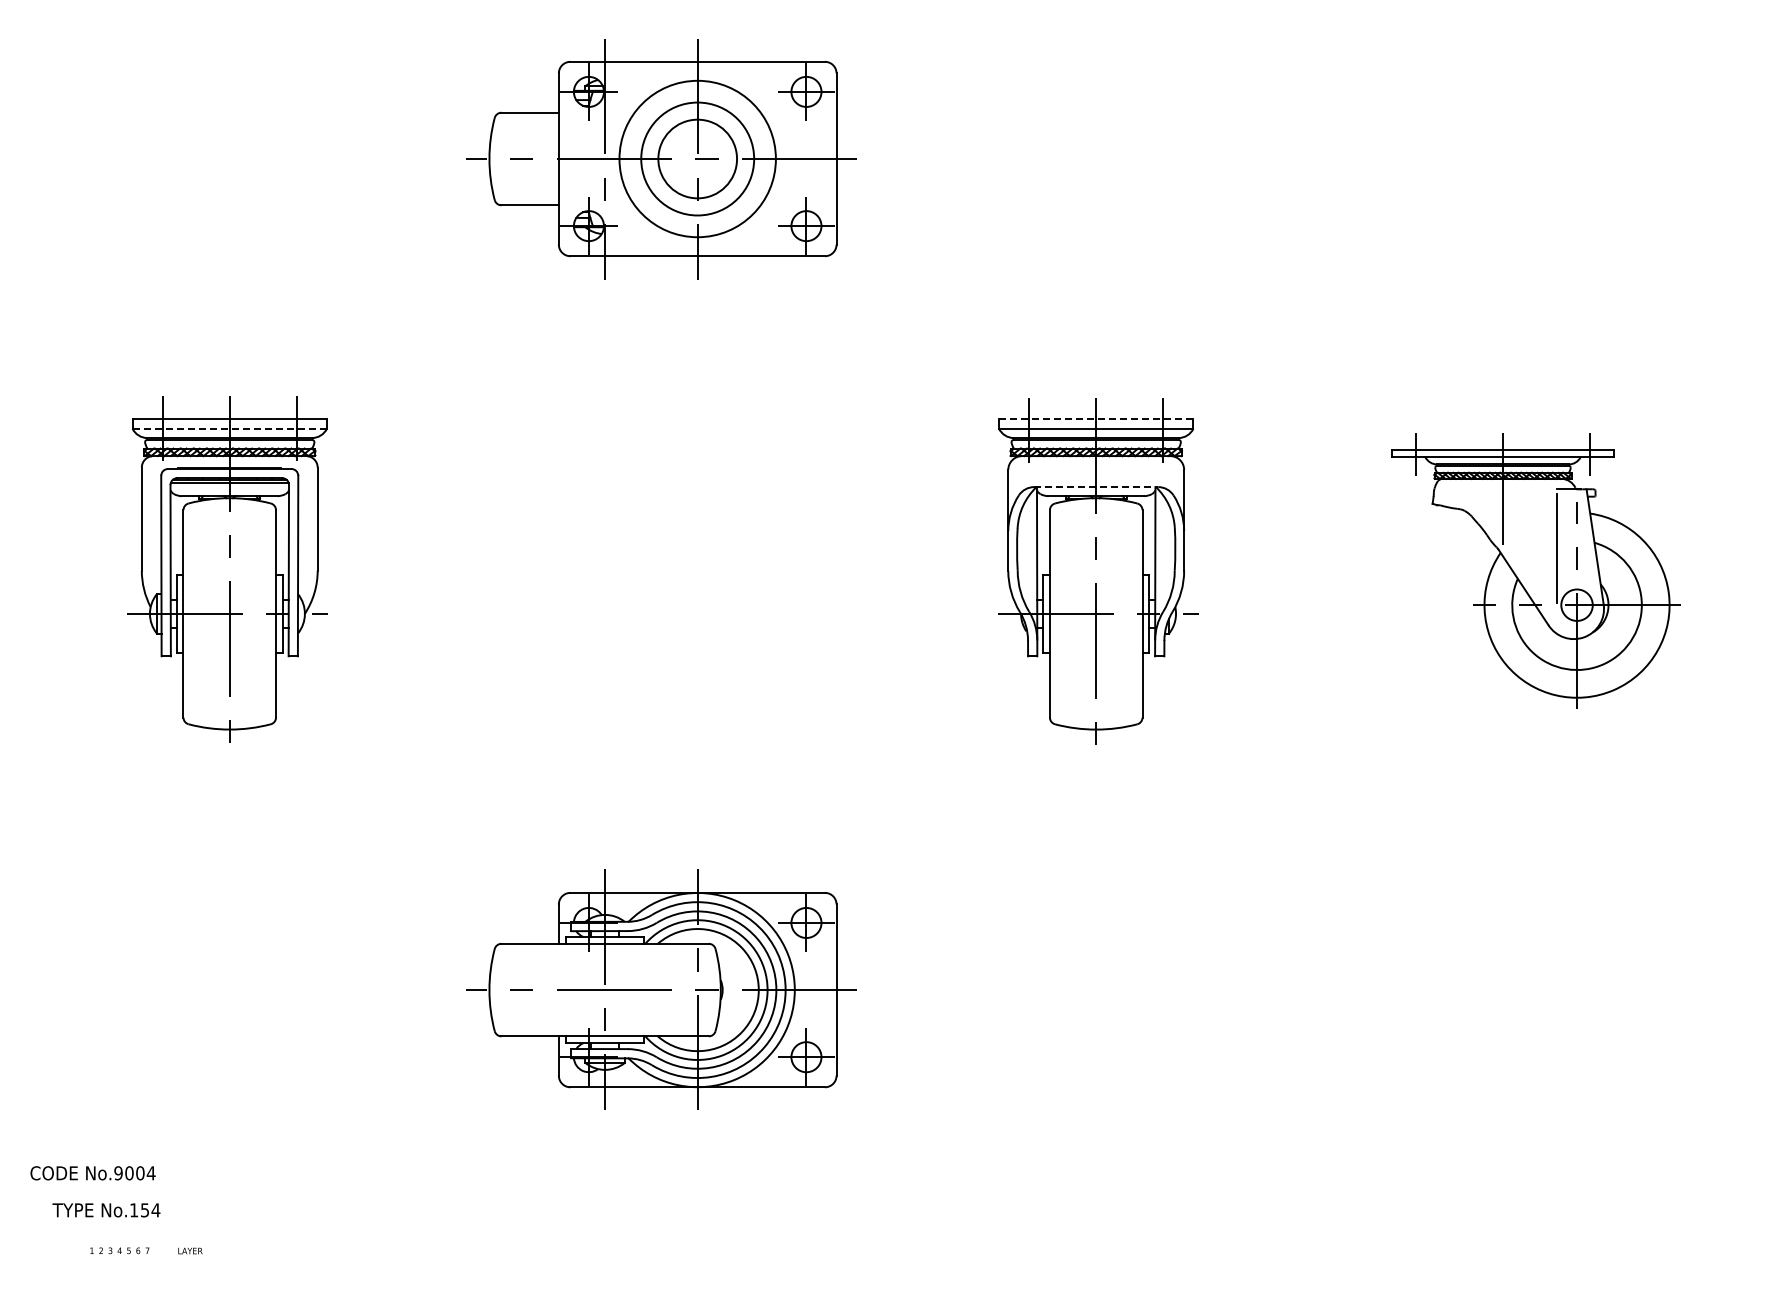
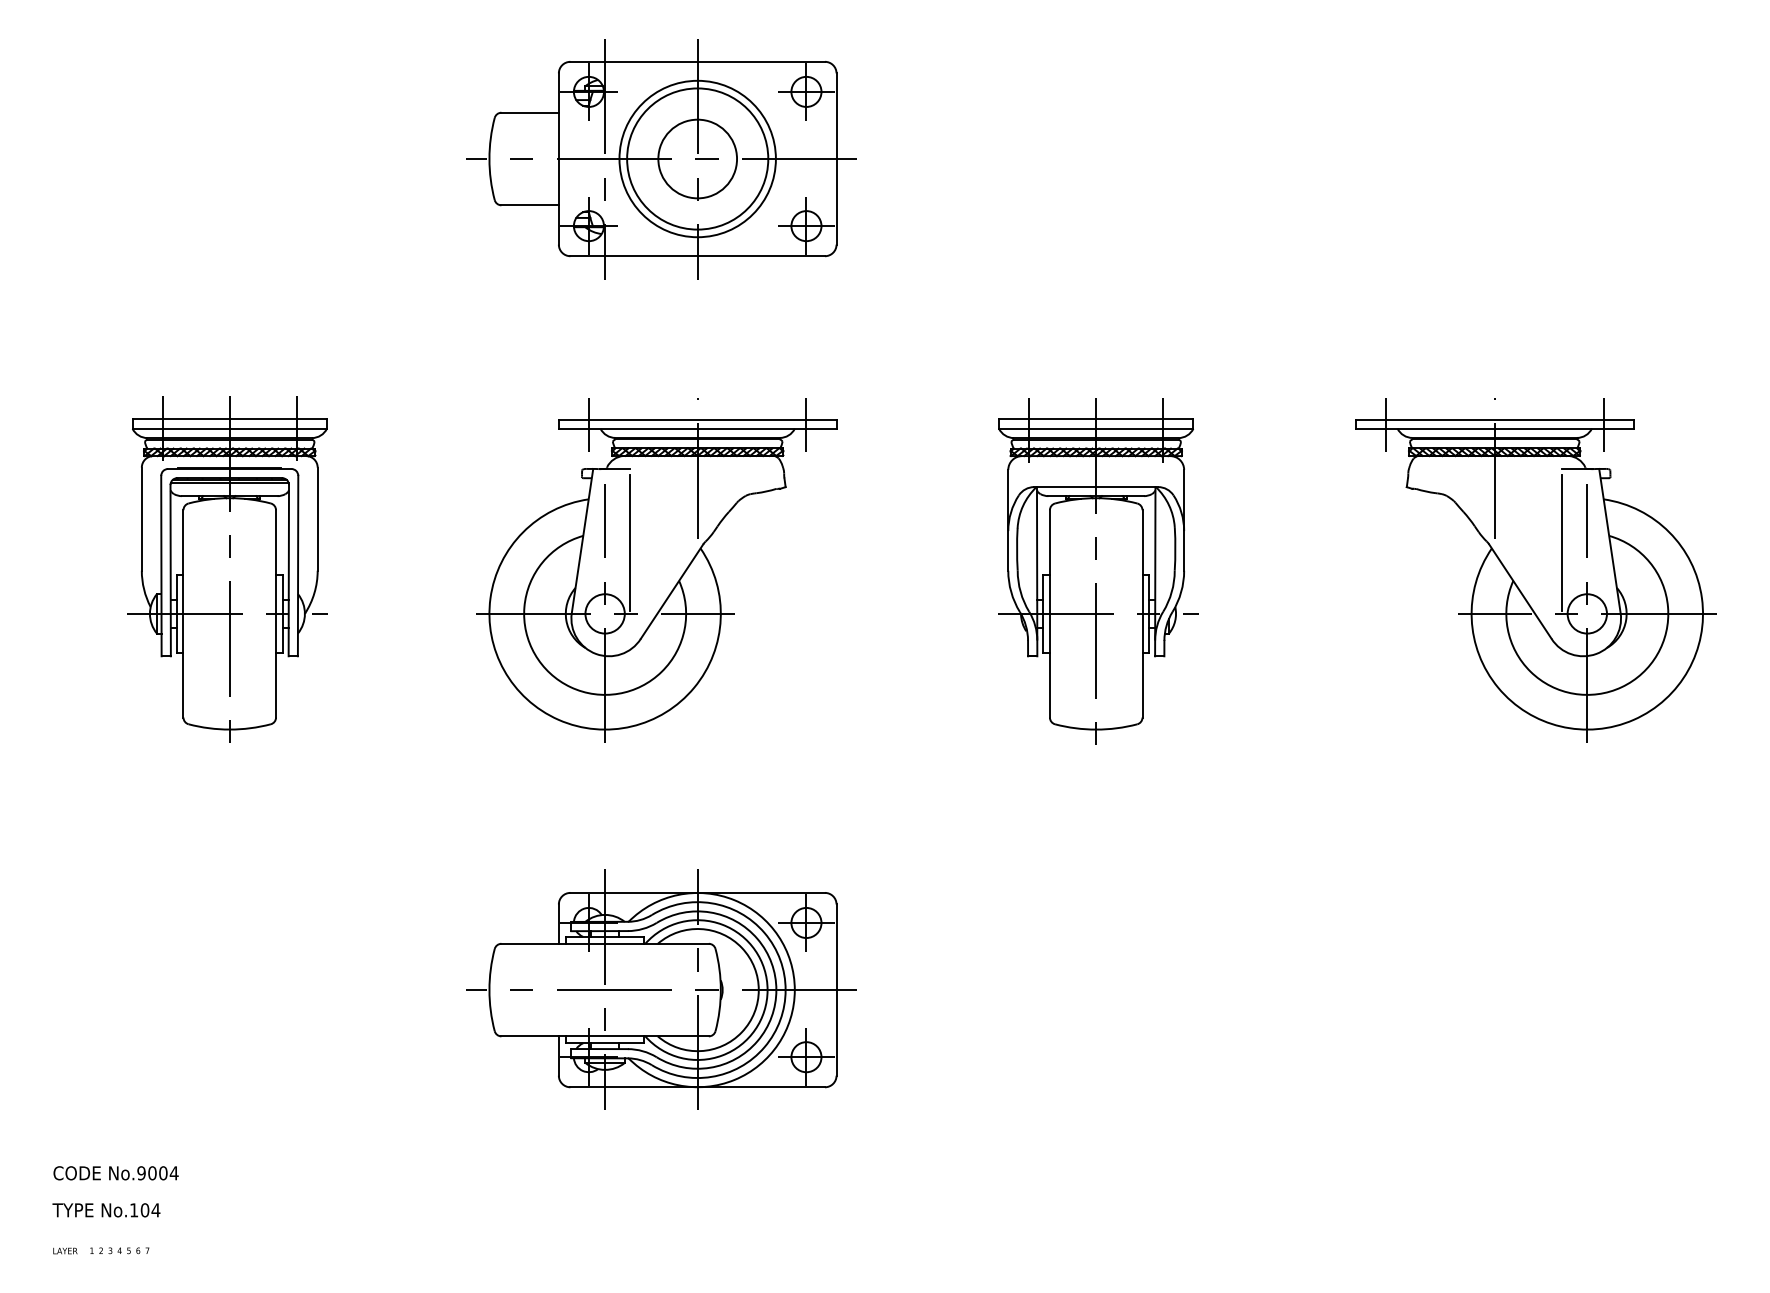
circle diameter: 113 px -> 141 px (697, 158)
line: dashed -> solid (1096, 419)
line: dashed -> solid (230, 428)
line: dashed -> solid (1096, 487)
part: none -> present (656, 570)
part size: 290x276 px -> 362x345 px (1535, 570)
text position: (92, 1173) -> (115, 1173) (115, 1173)
text: No.154 -> No.104 (144, 1210)
text position: (190, 1250) -> (65, 1250) (65, 1250)
